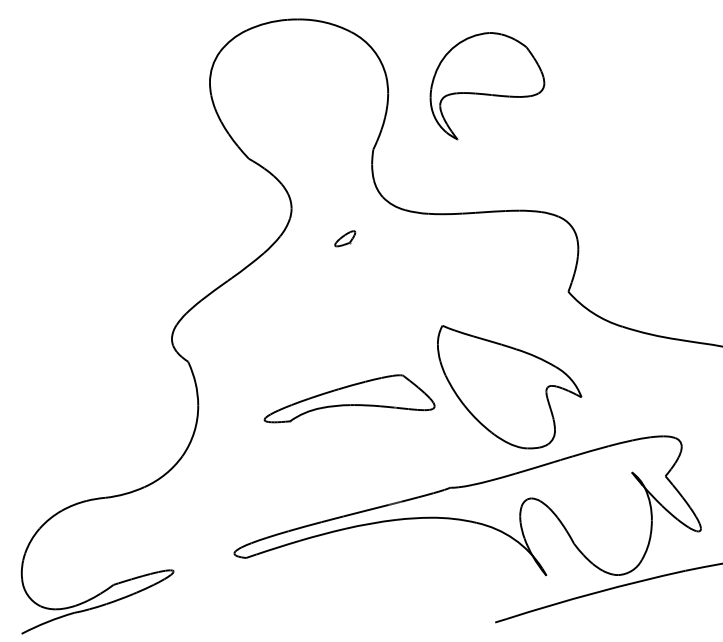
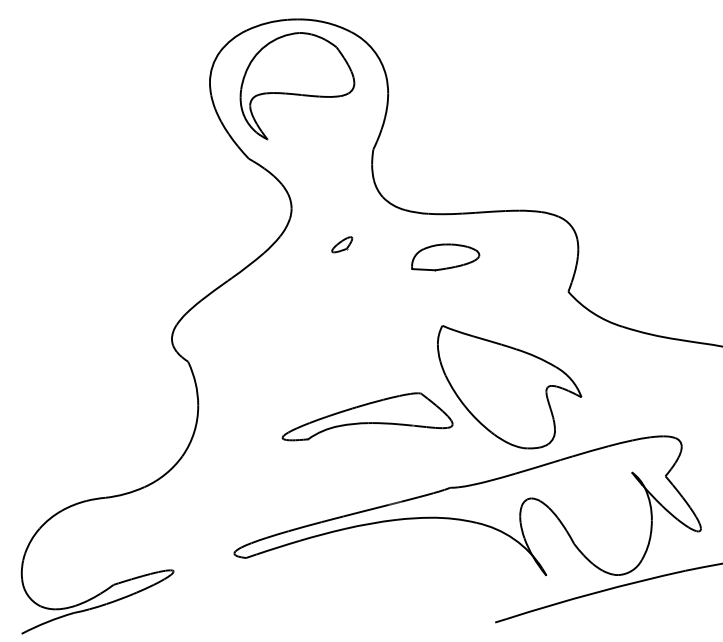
part position: (487, 86) -> (297, 86) (297, 86)
part position: (345, 238) -> (342, 244) (342, 244)
part: none -> present (445, 257)
part position: (349, 398) -> (367, 416) (367, 416)
